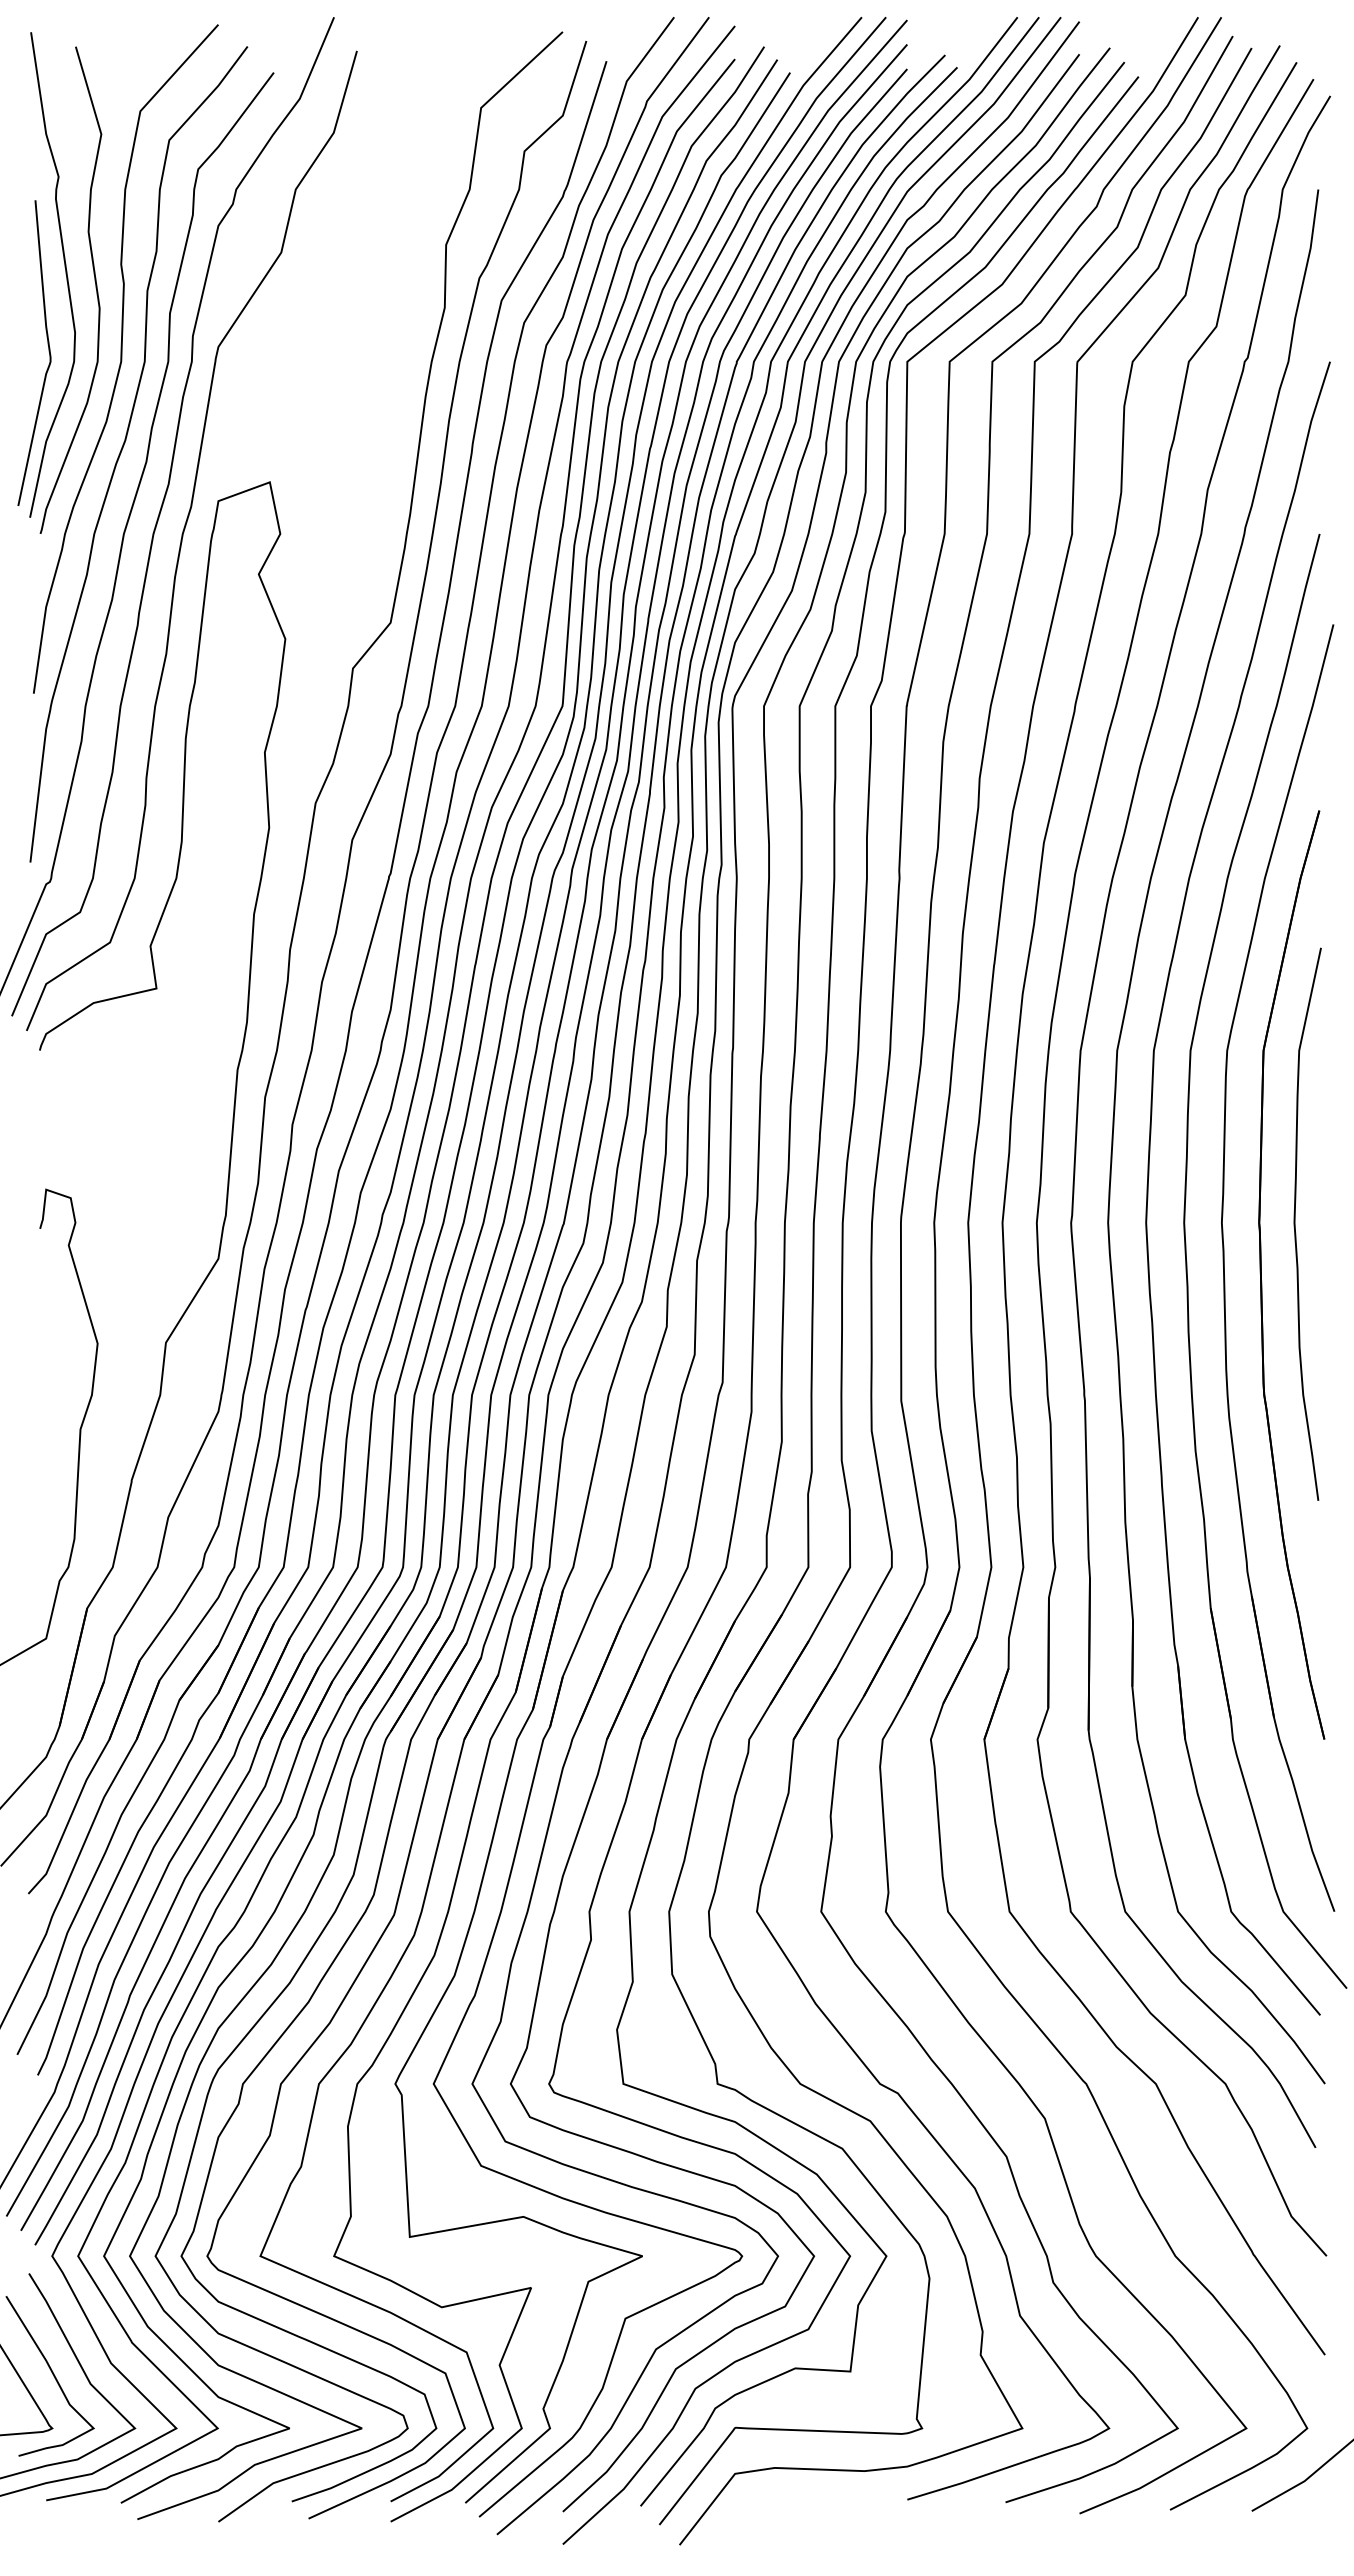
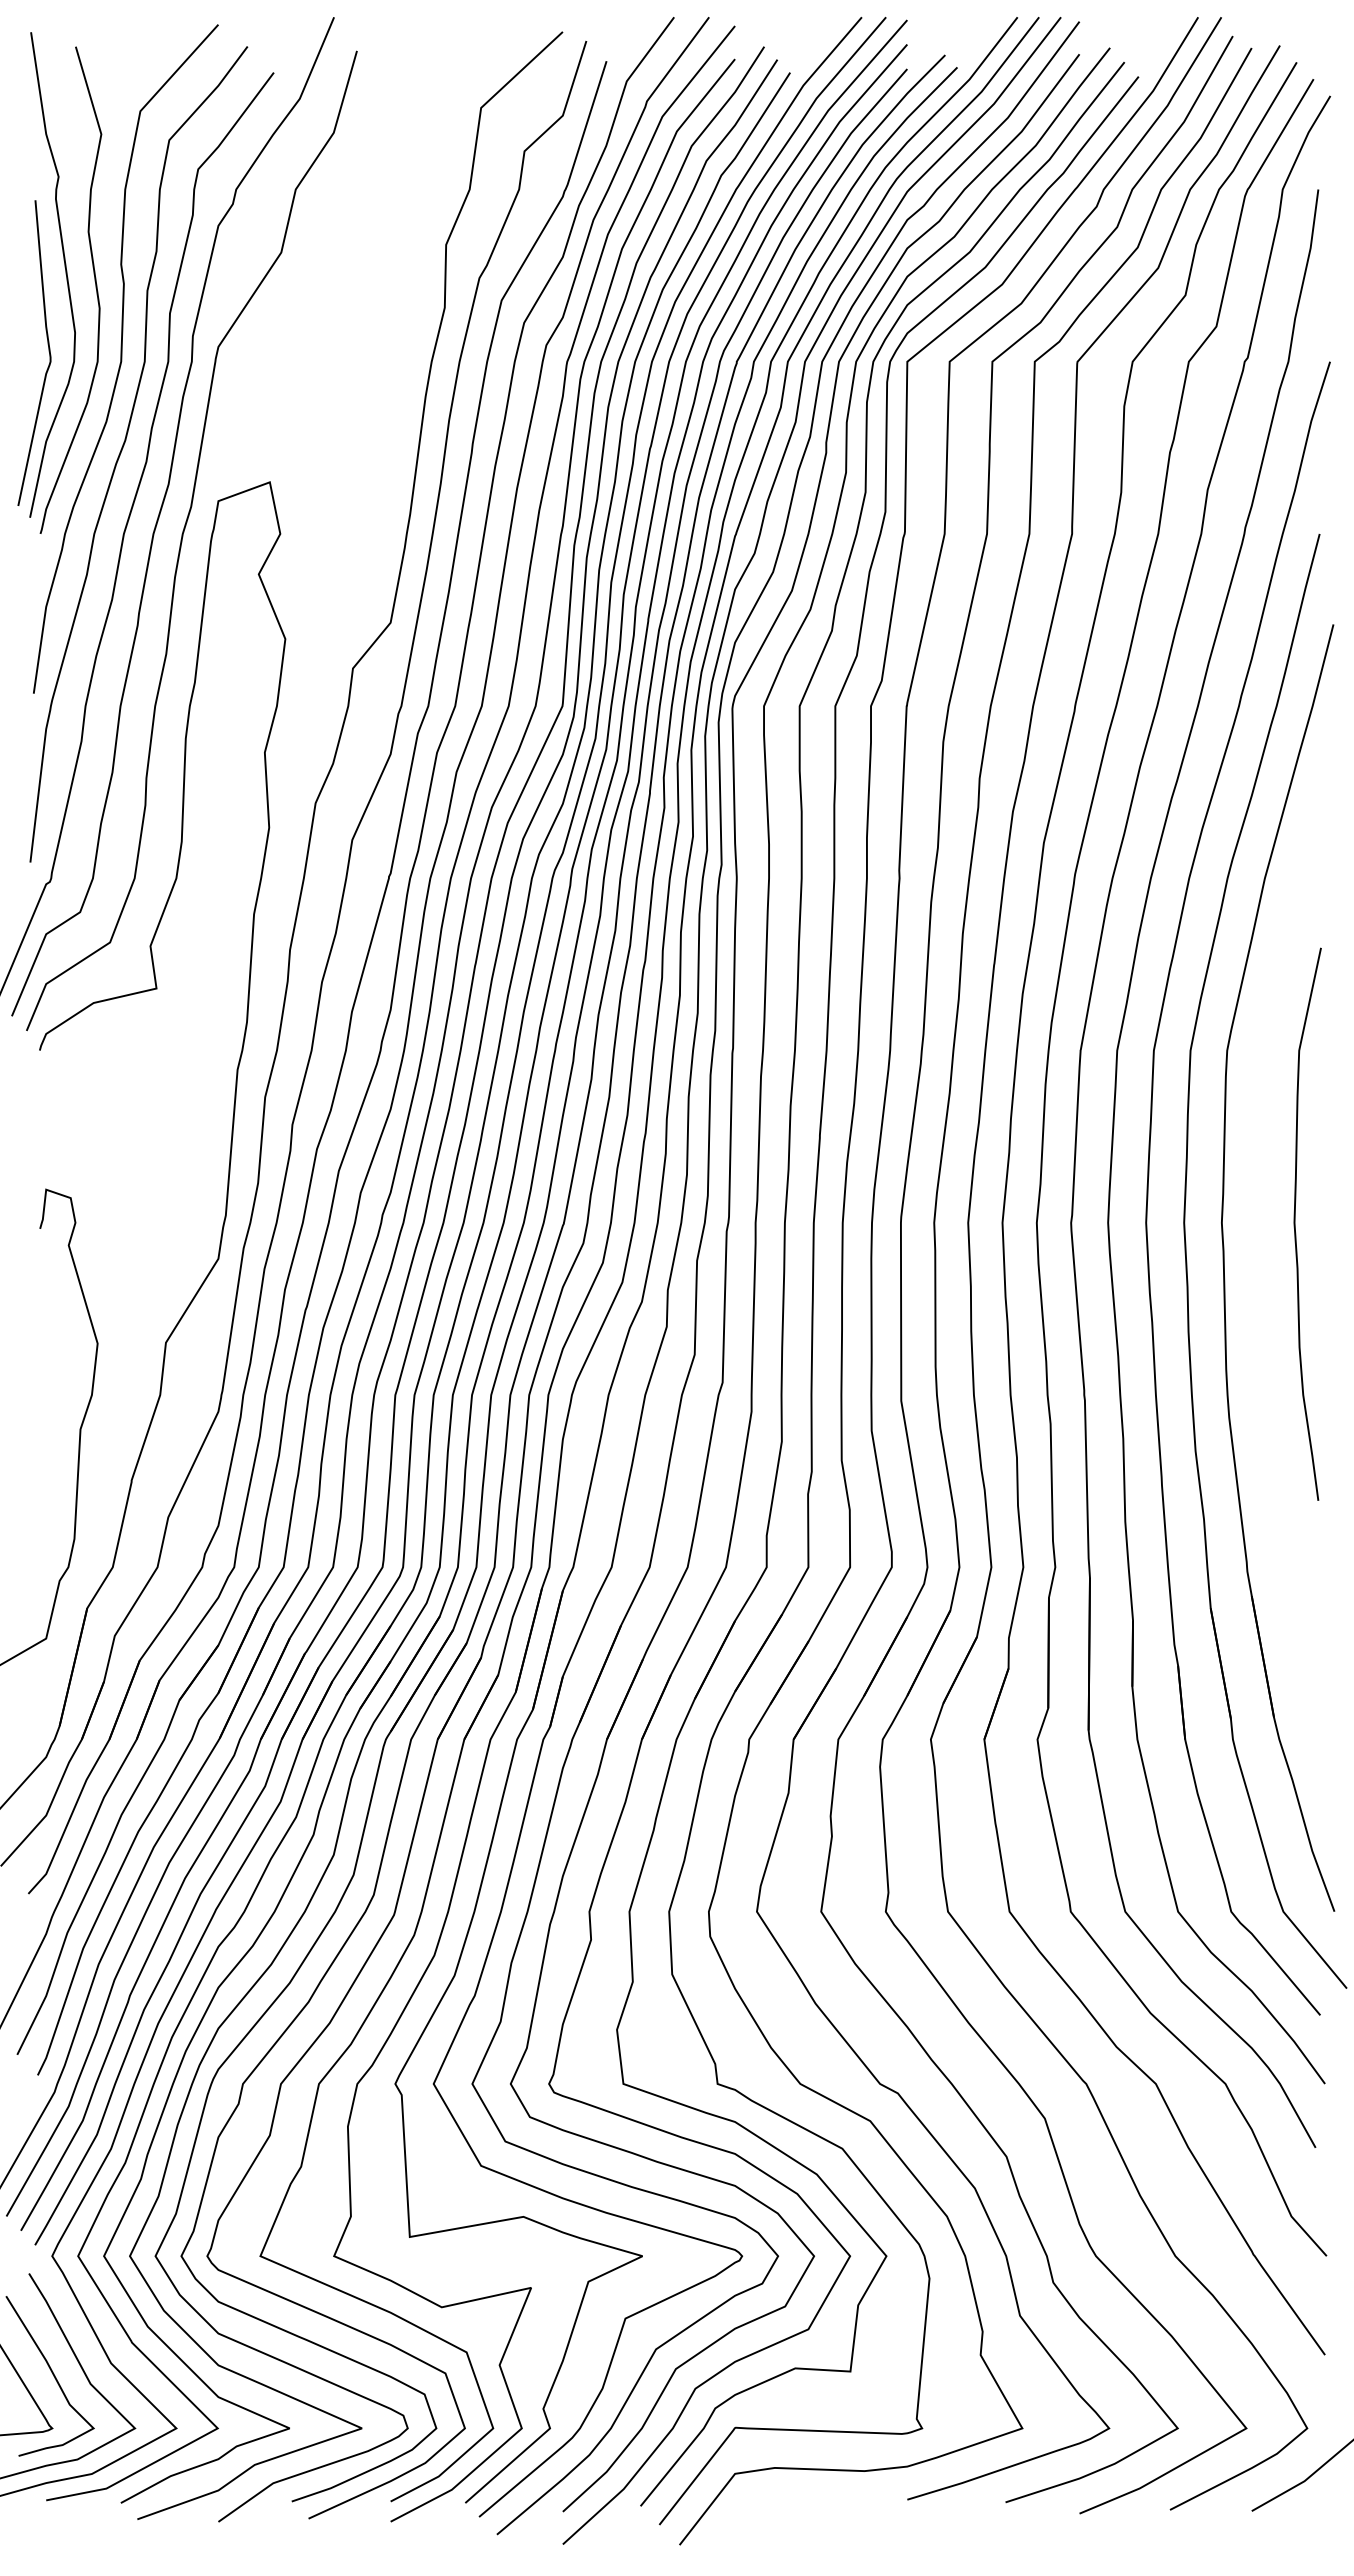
part: present -> none (1261, 1274)
